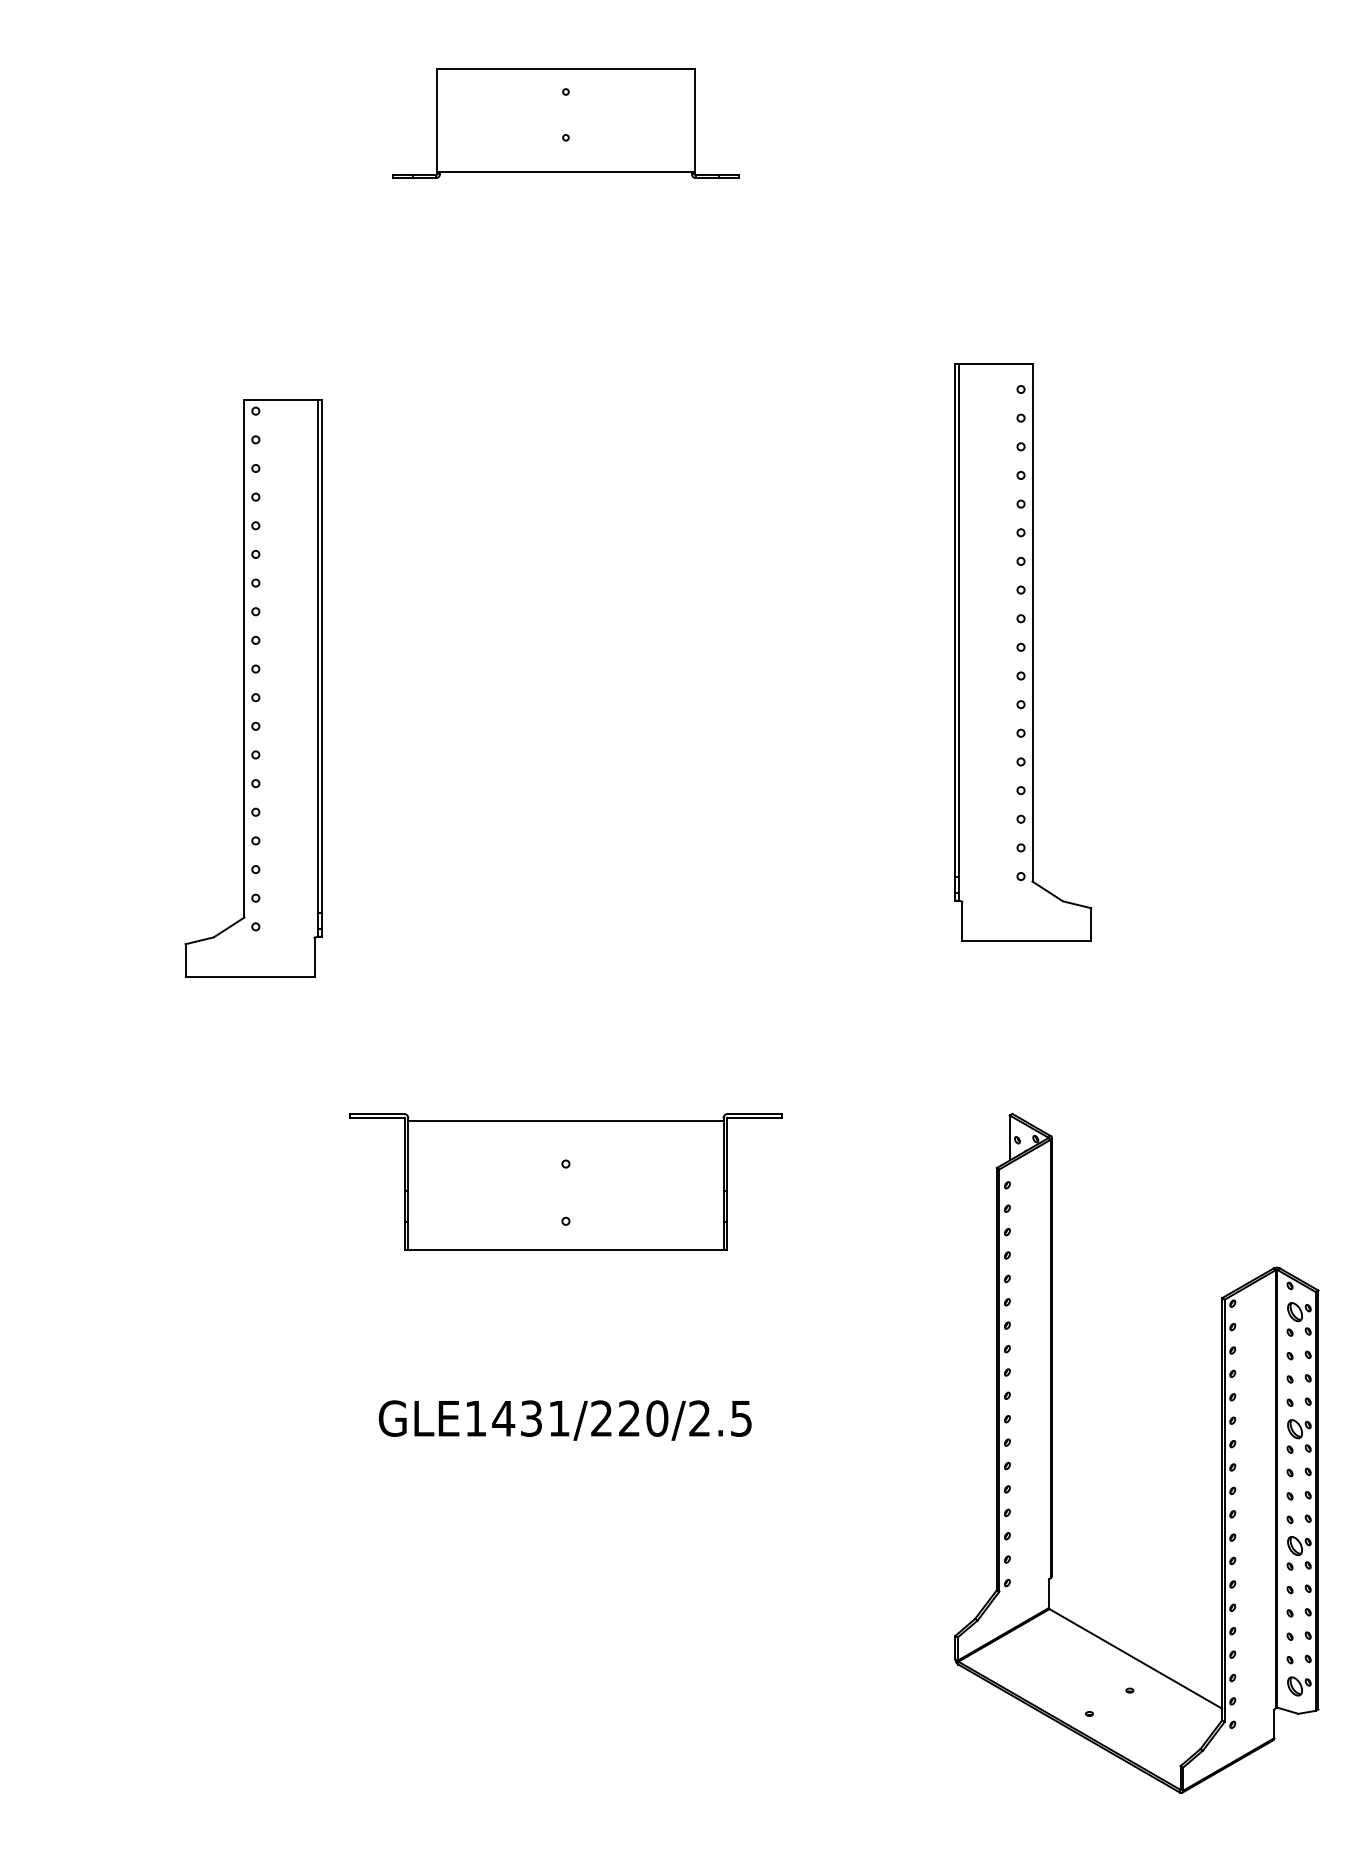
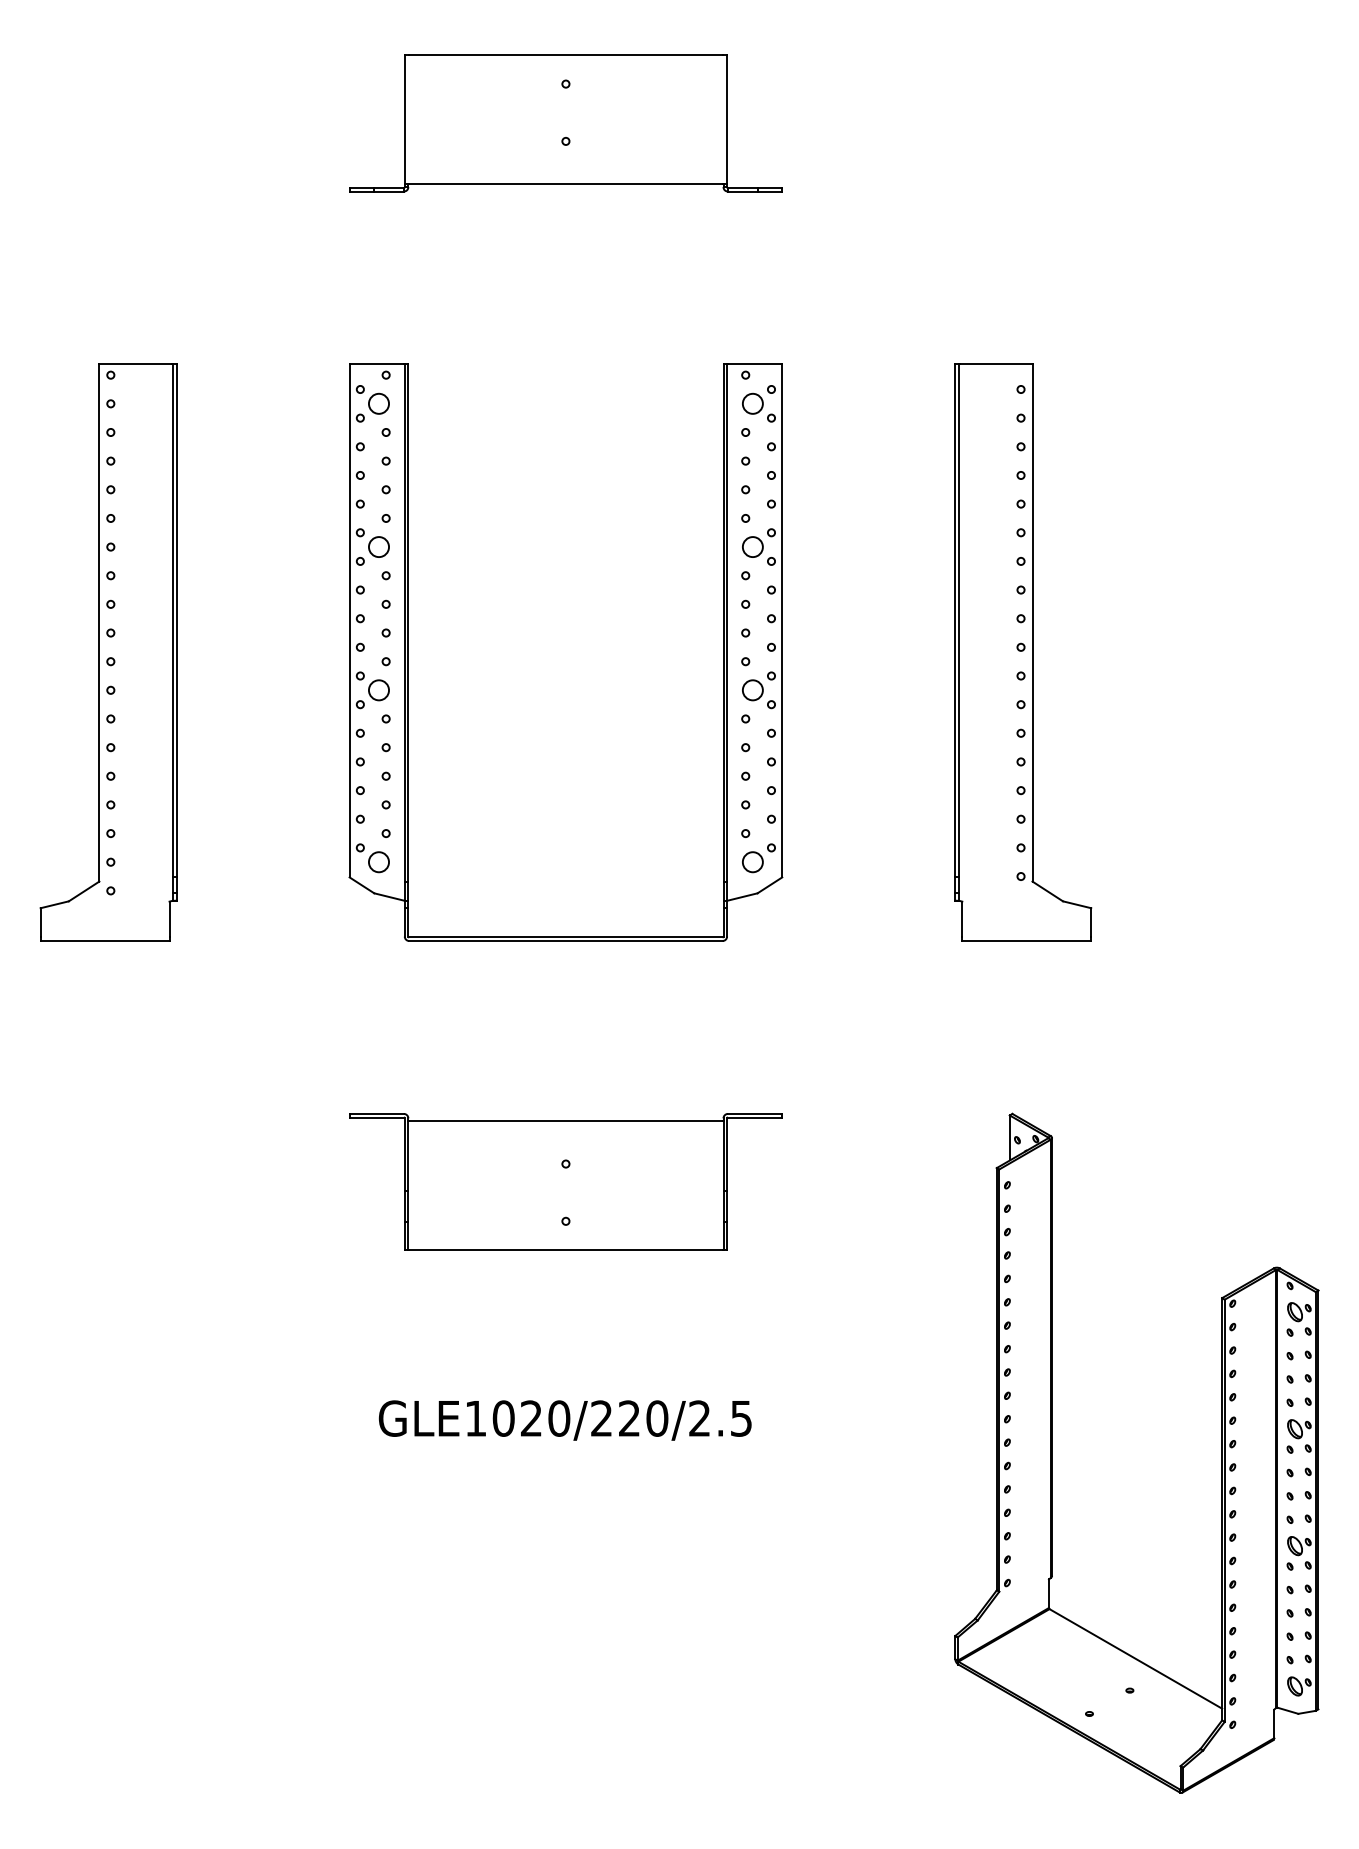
part size: 348x111 px -> 434x139 px (565, 123)
part: none -> present (408, 652)
part position: (253, 688) -> (108, 652) (108, 652)
text: GLE1431/220/2.5 -> GLE1020/220/2.5 (531, 1418)
